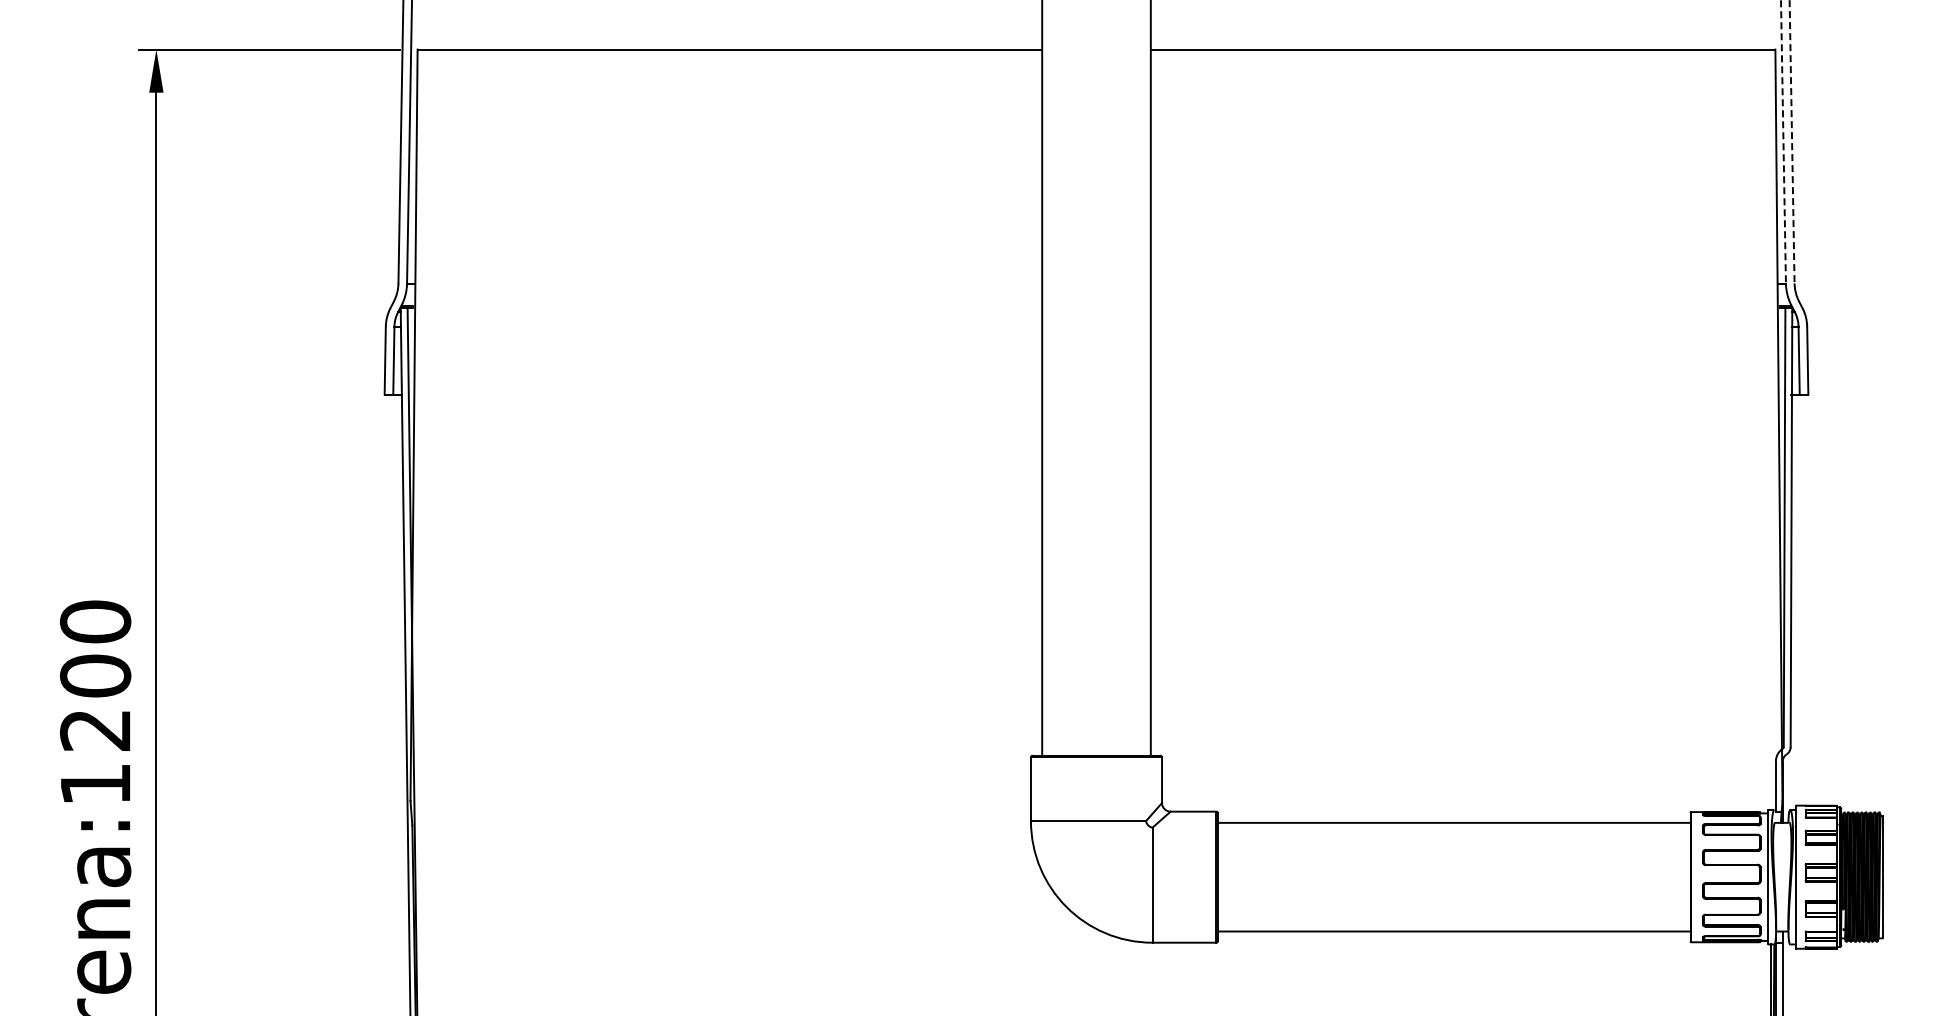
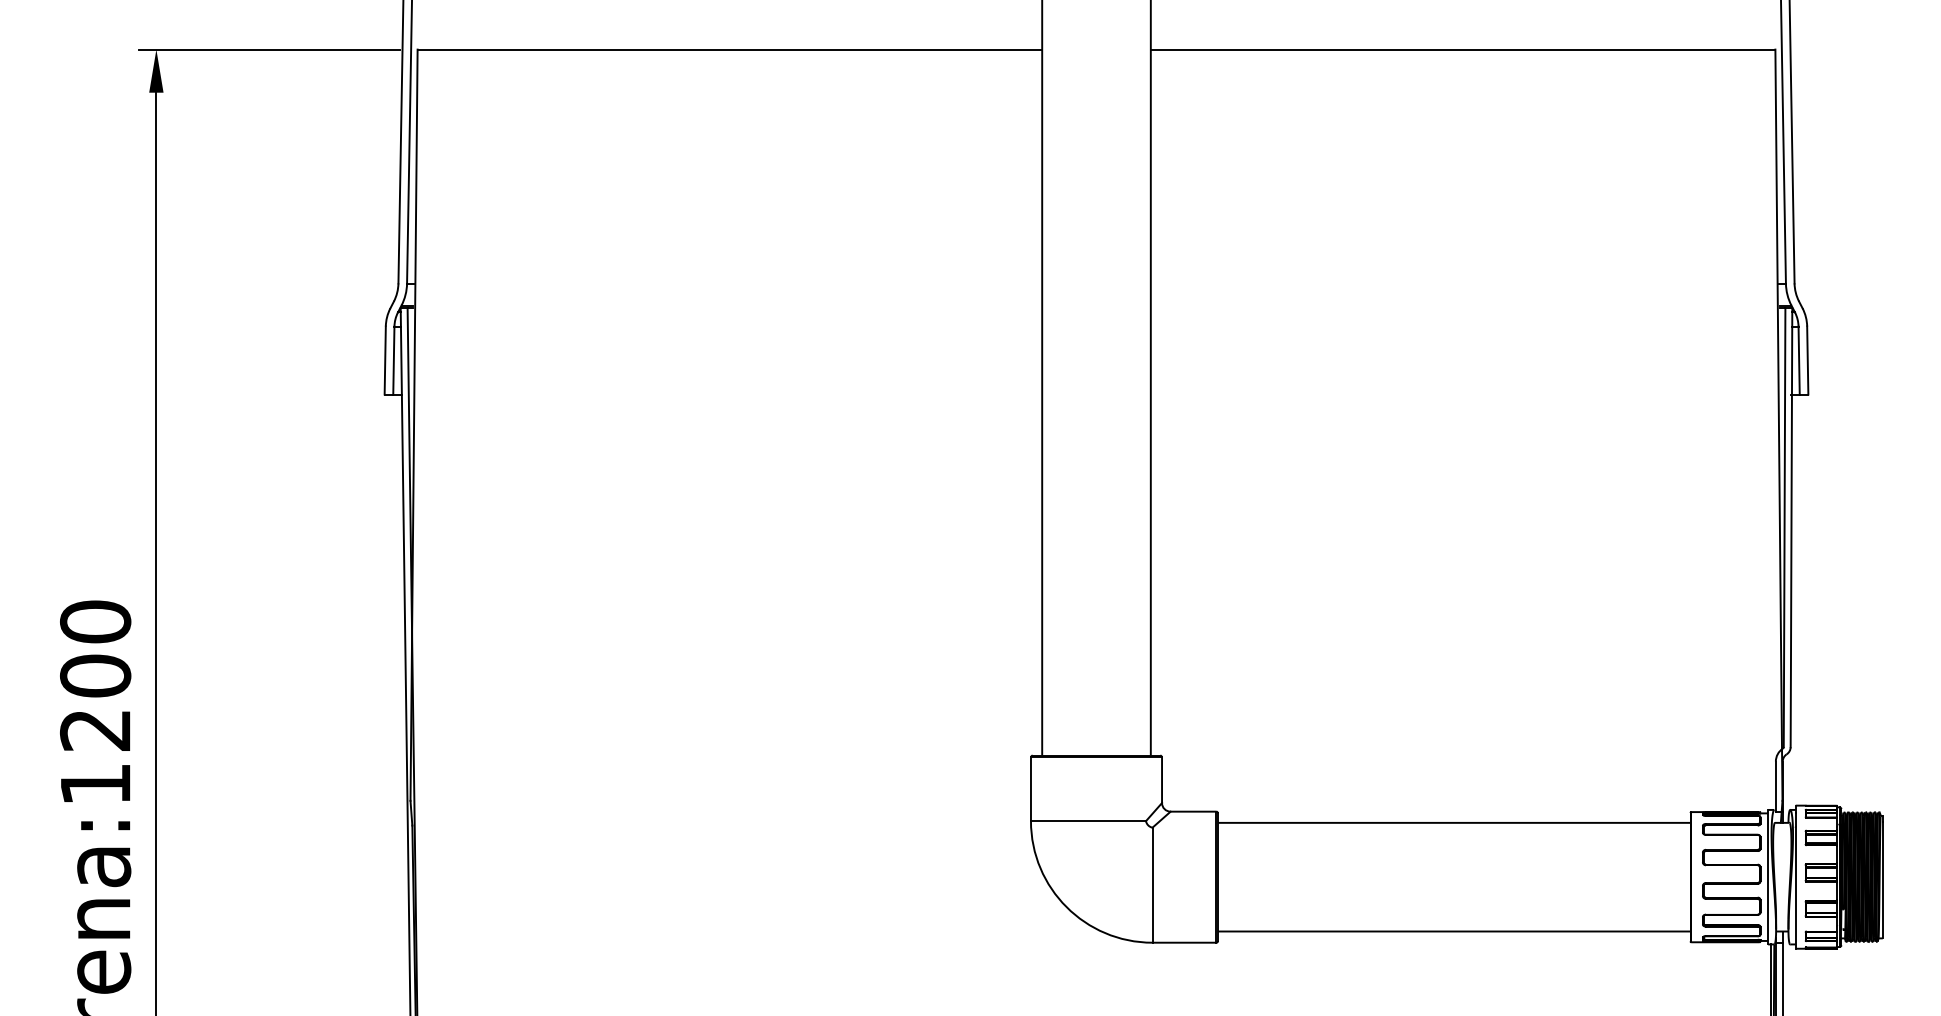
line: dashed -> solid (1783, 142)
line: dashed -> solid (1792, 142)
